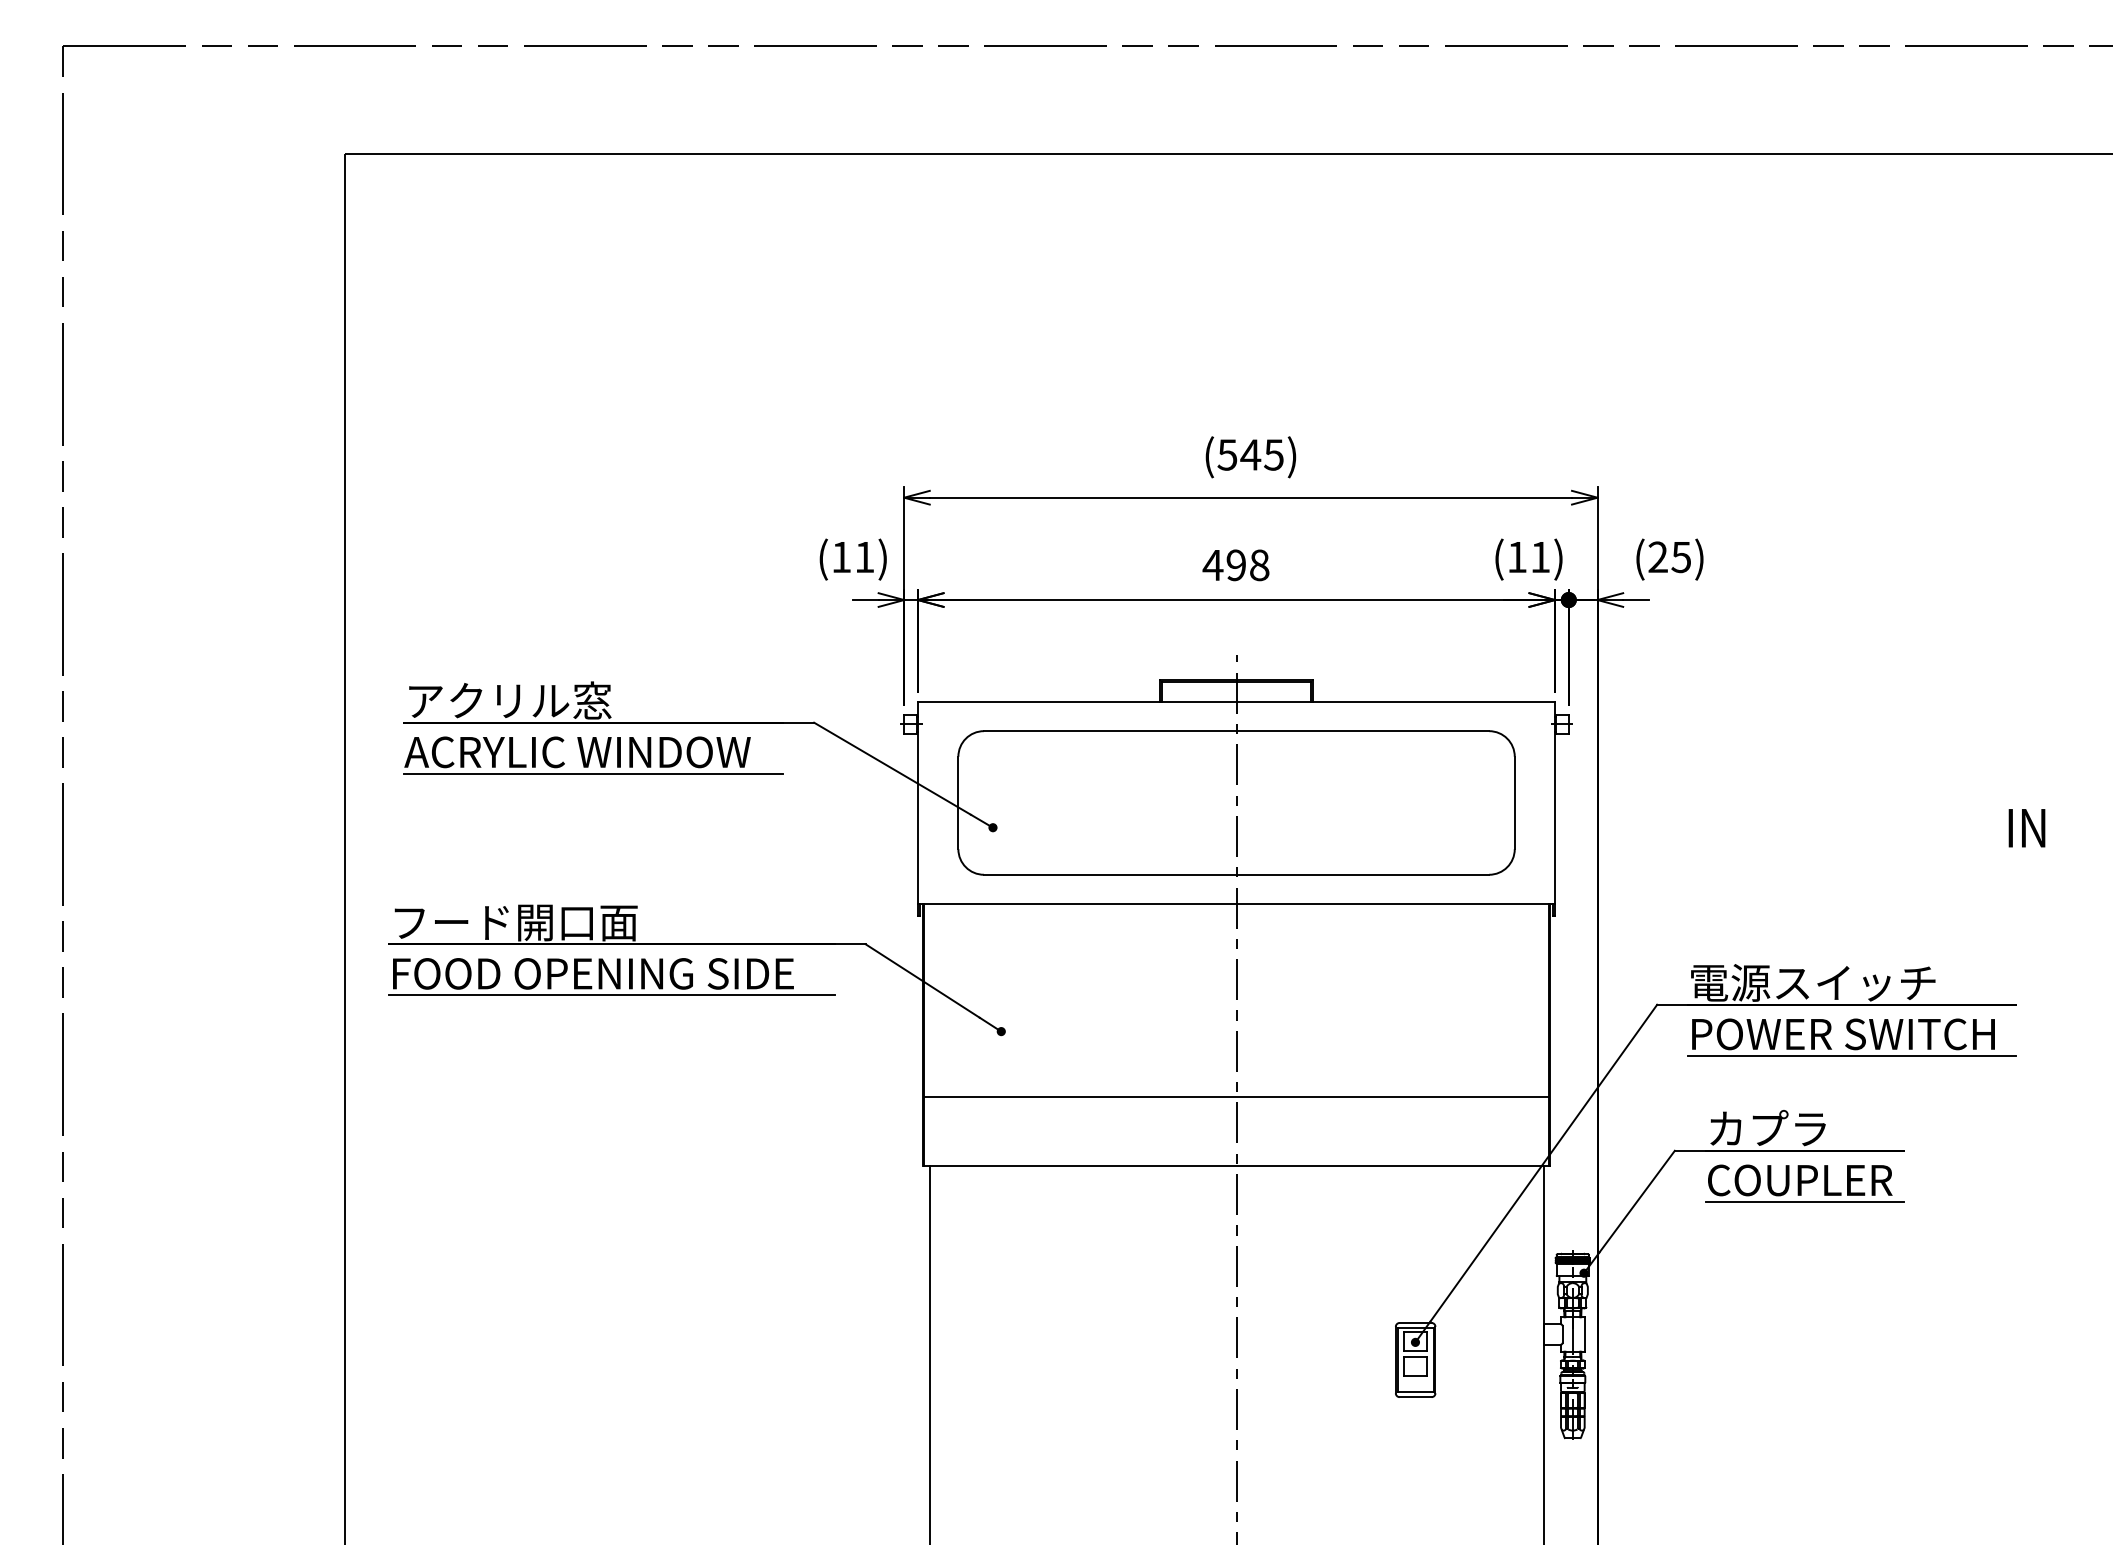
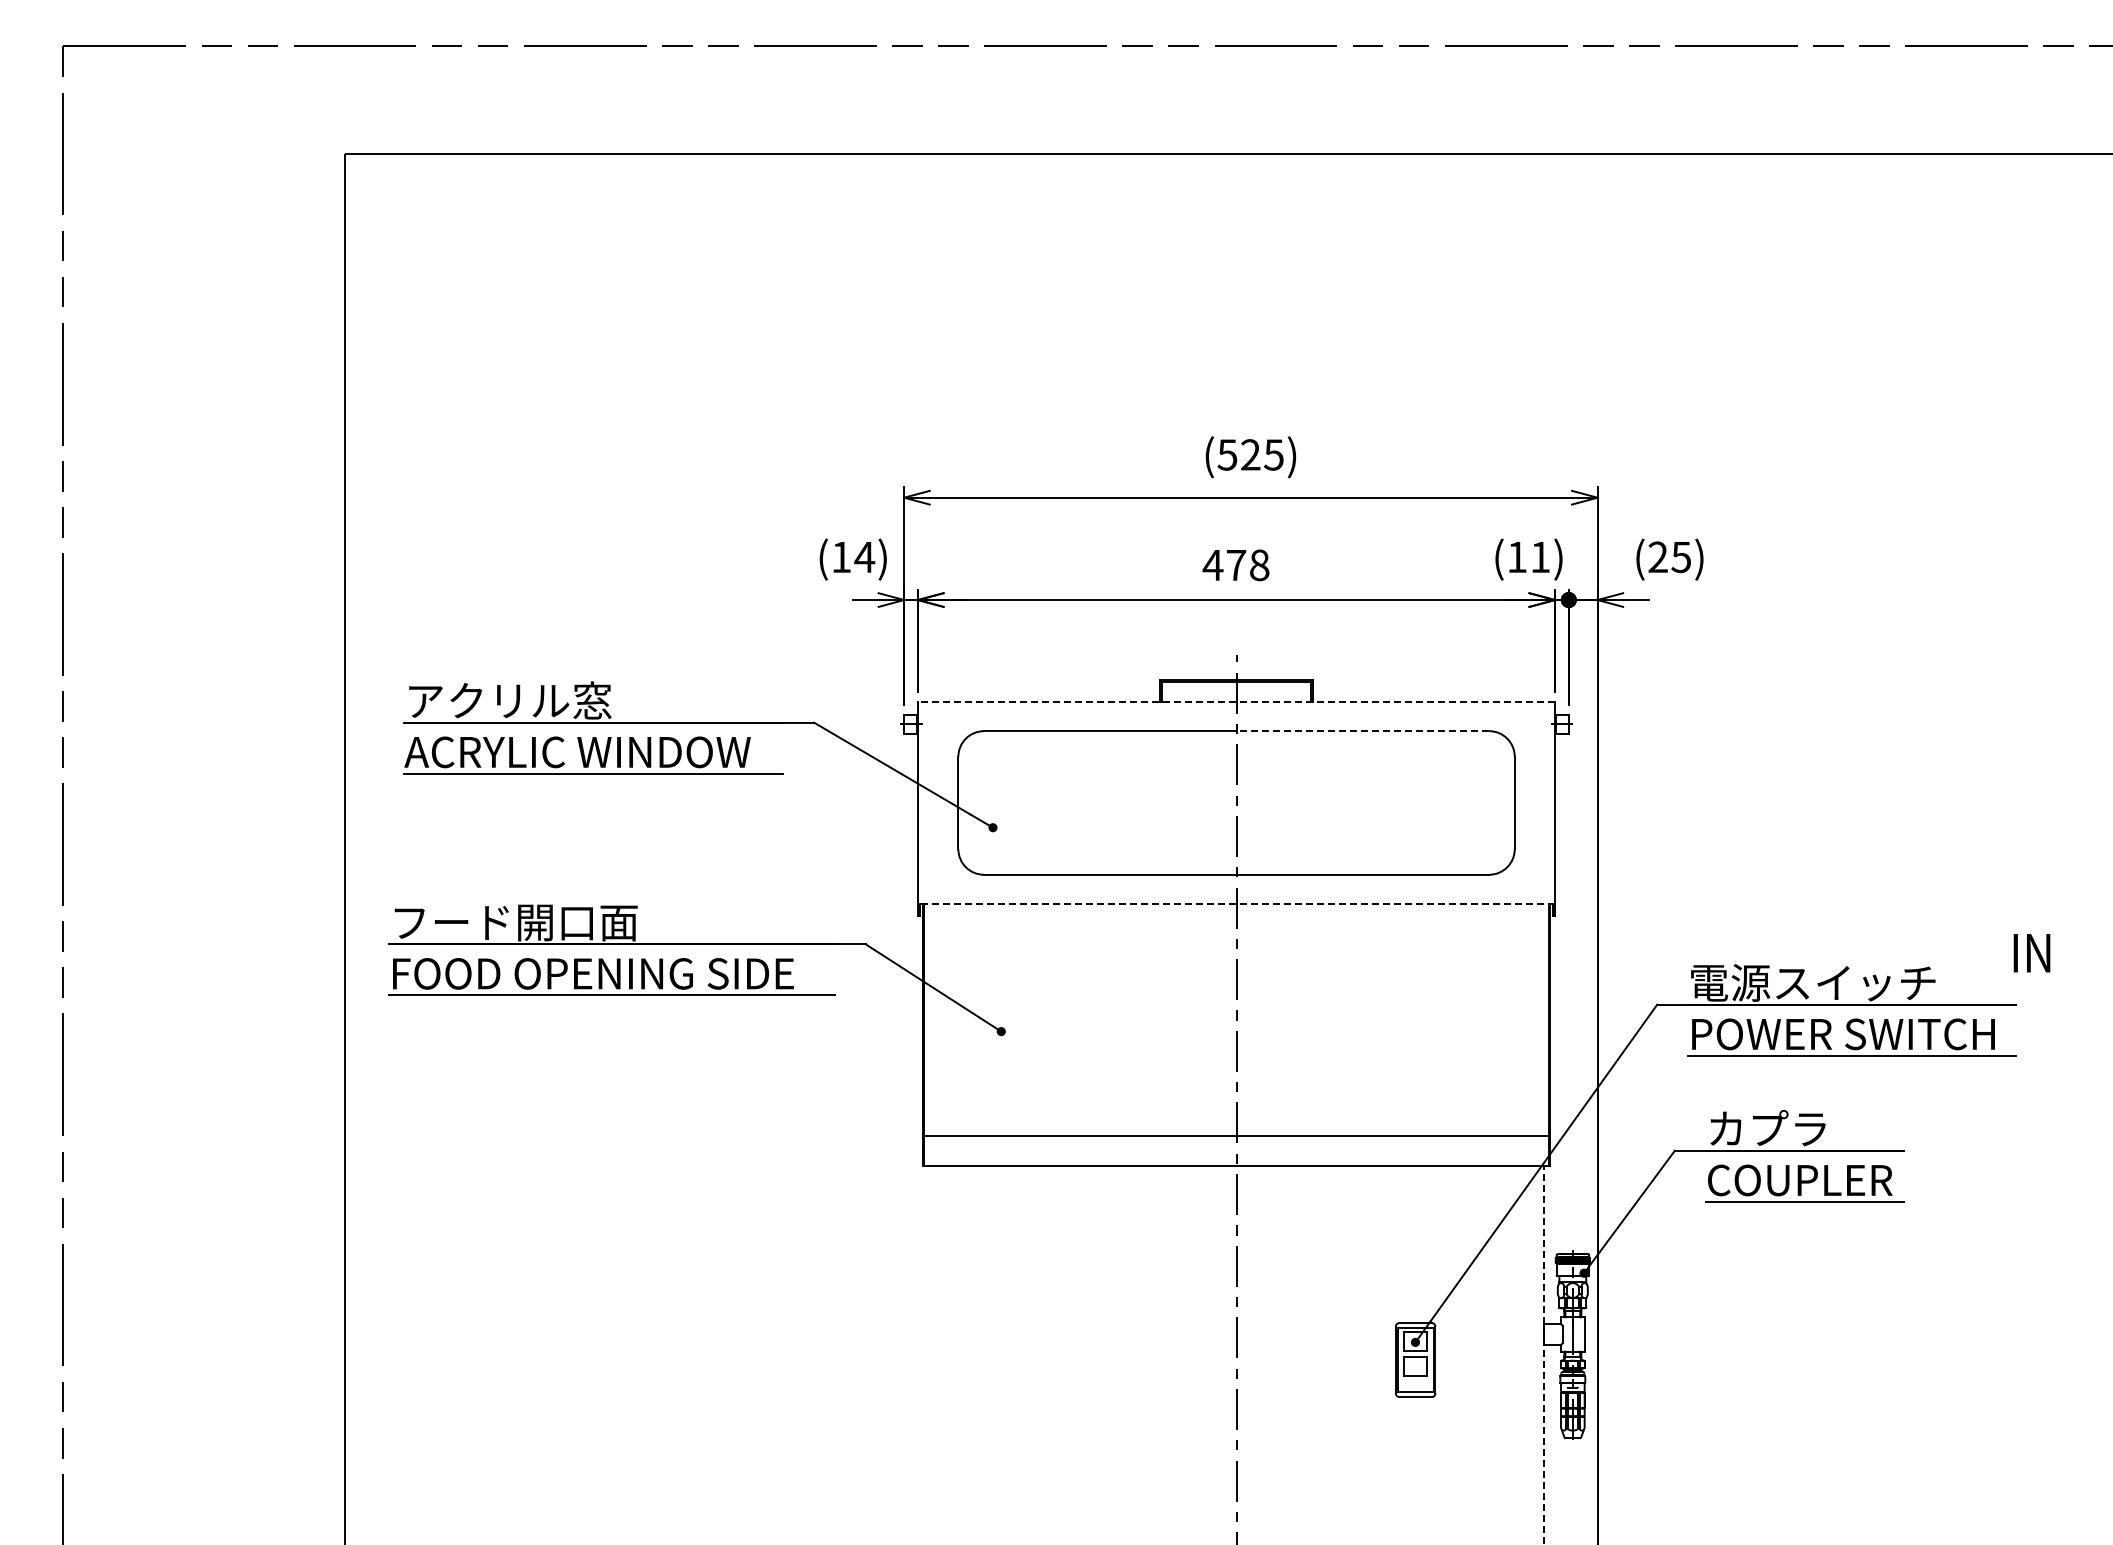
text: (545) -> (525) (1250, 454)
text: (11) -> (14) (864, 557)
text: 498 -> 478 (1236, 565)
line: solid -> dashed (1236, 702)
line: solid -> dashed (1362, 731)
text position: (2026, 828) -> (2031, 953) (2031, 953)
line: solid -> dashed (1236, 903)
line position: (1236, 1096) -> (1236, 1135) (1236, 1135)
line: present -> none (929, 1353)
line: solid -> dashed (1543, 1354)
